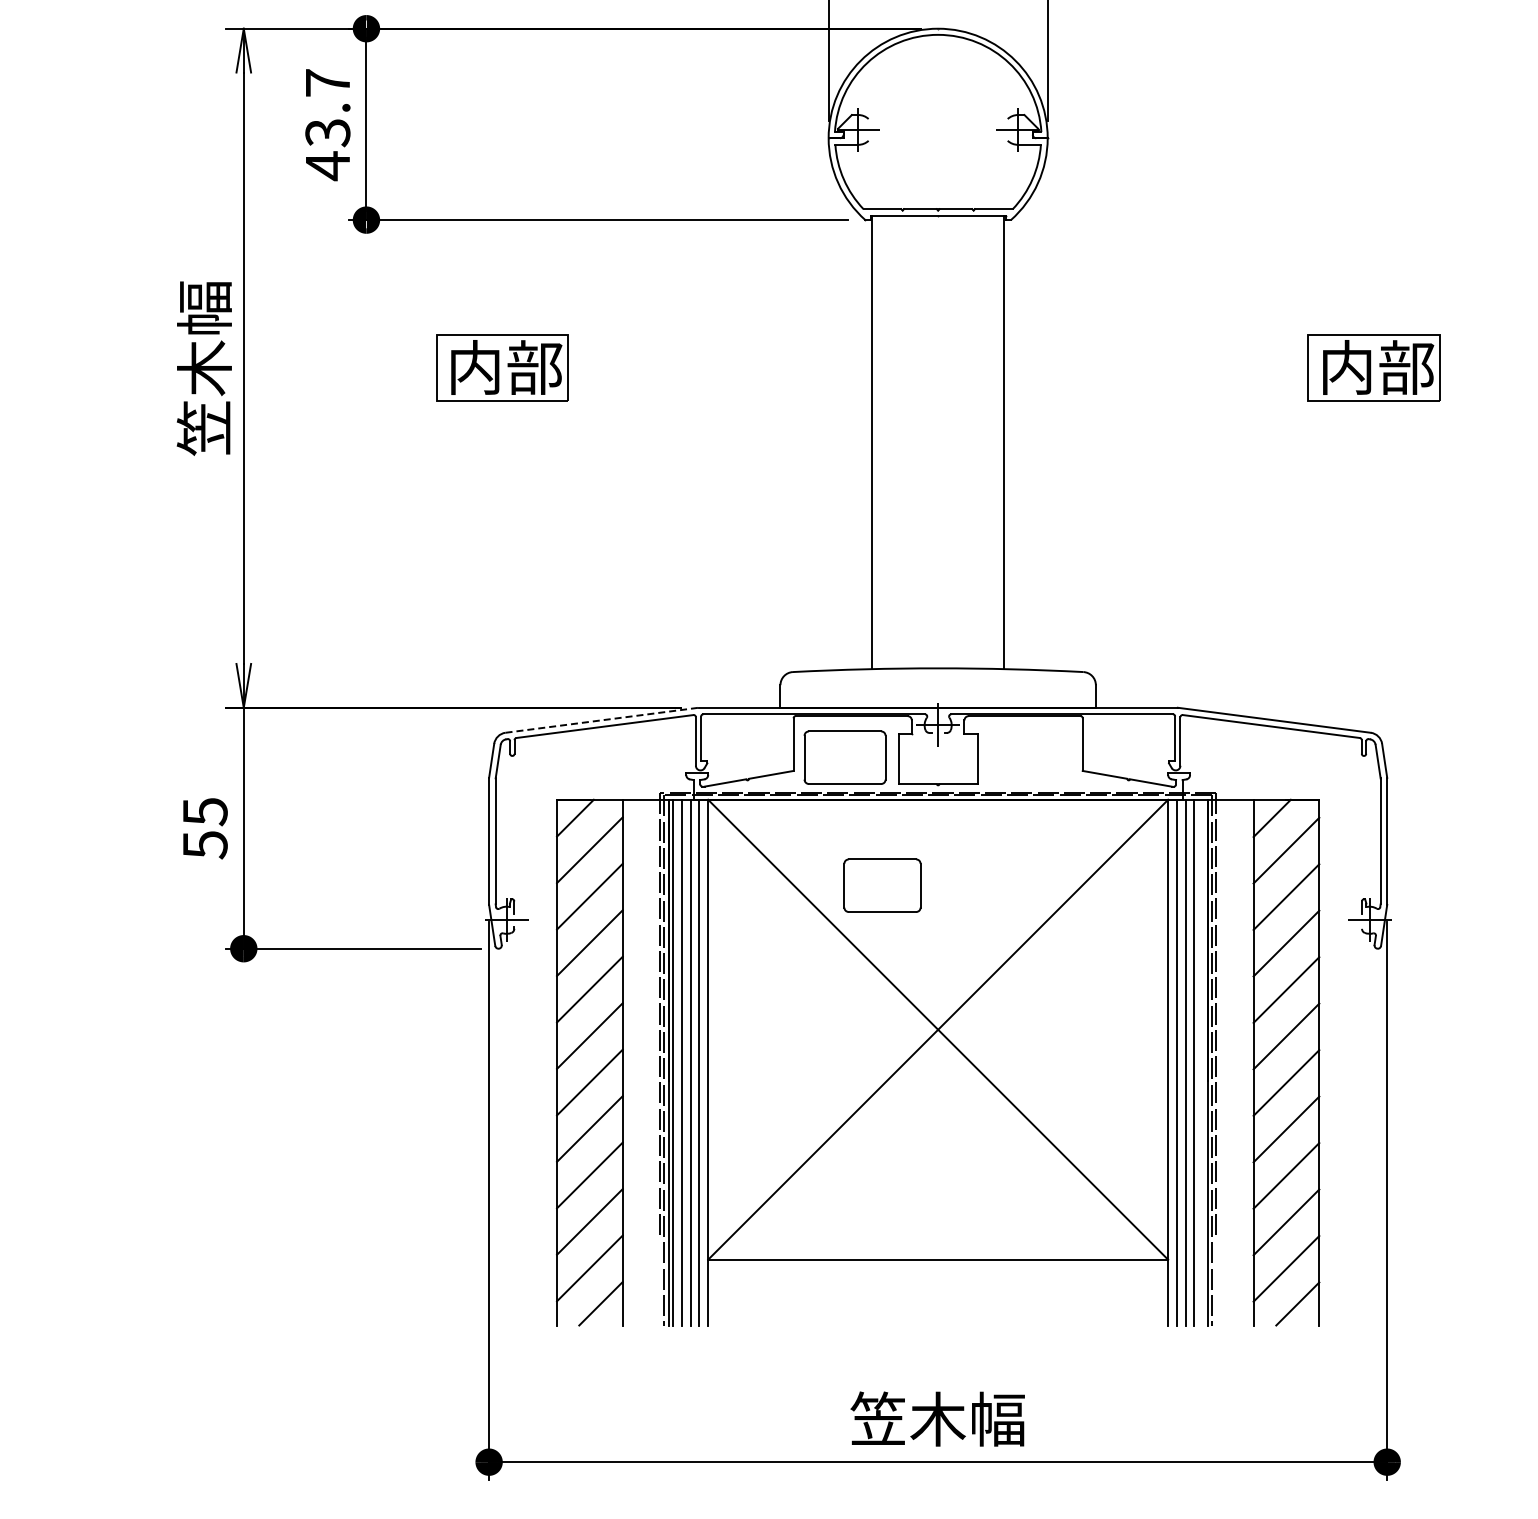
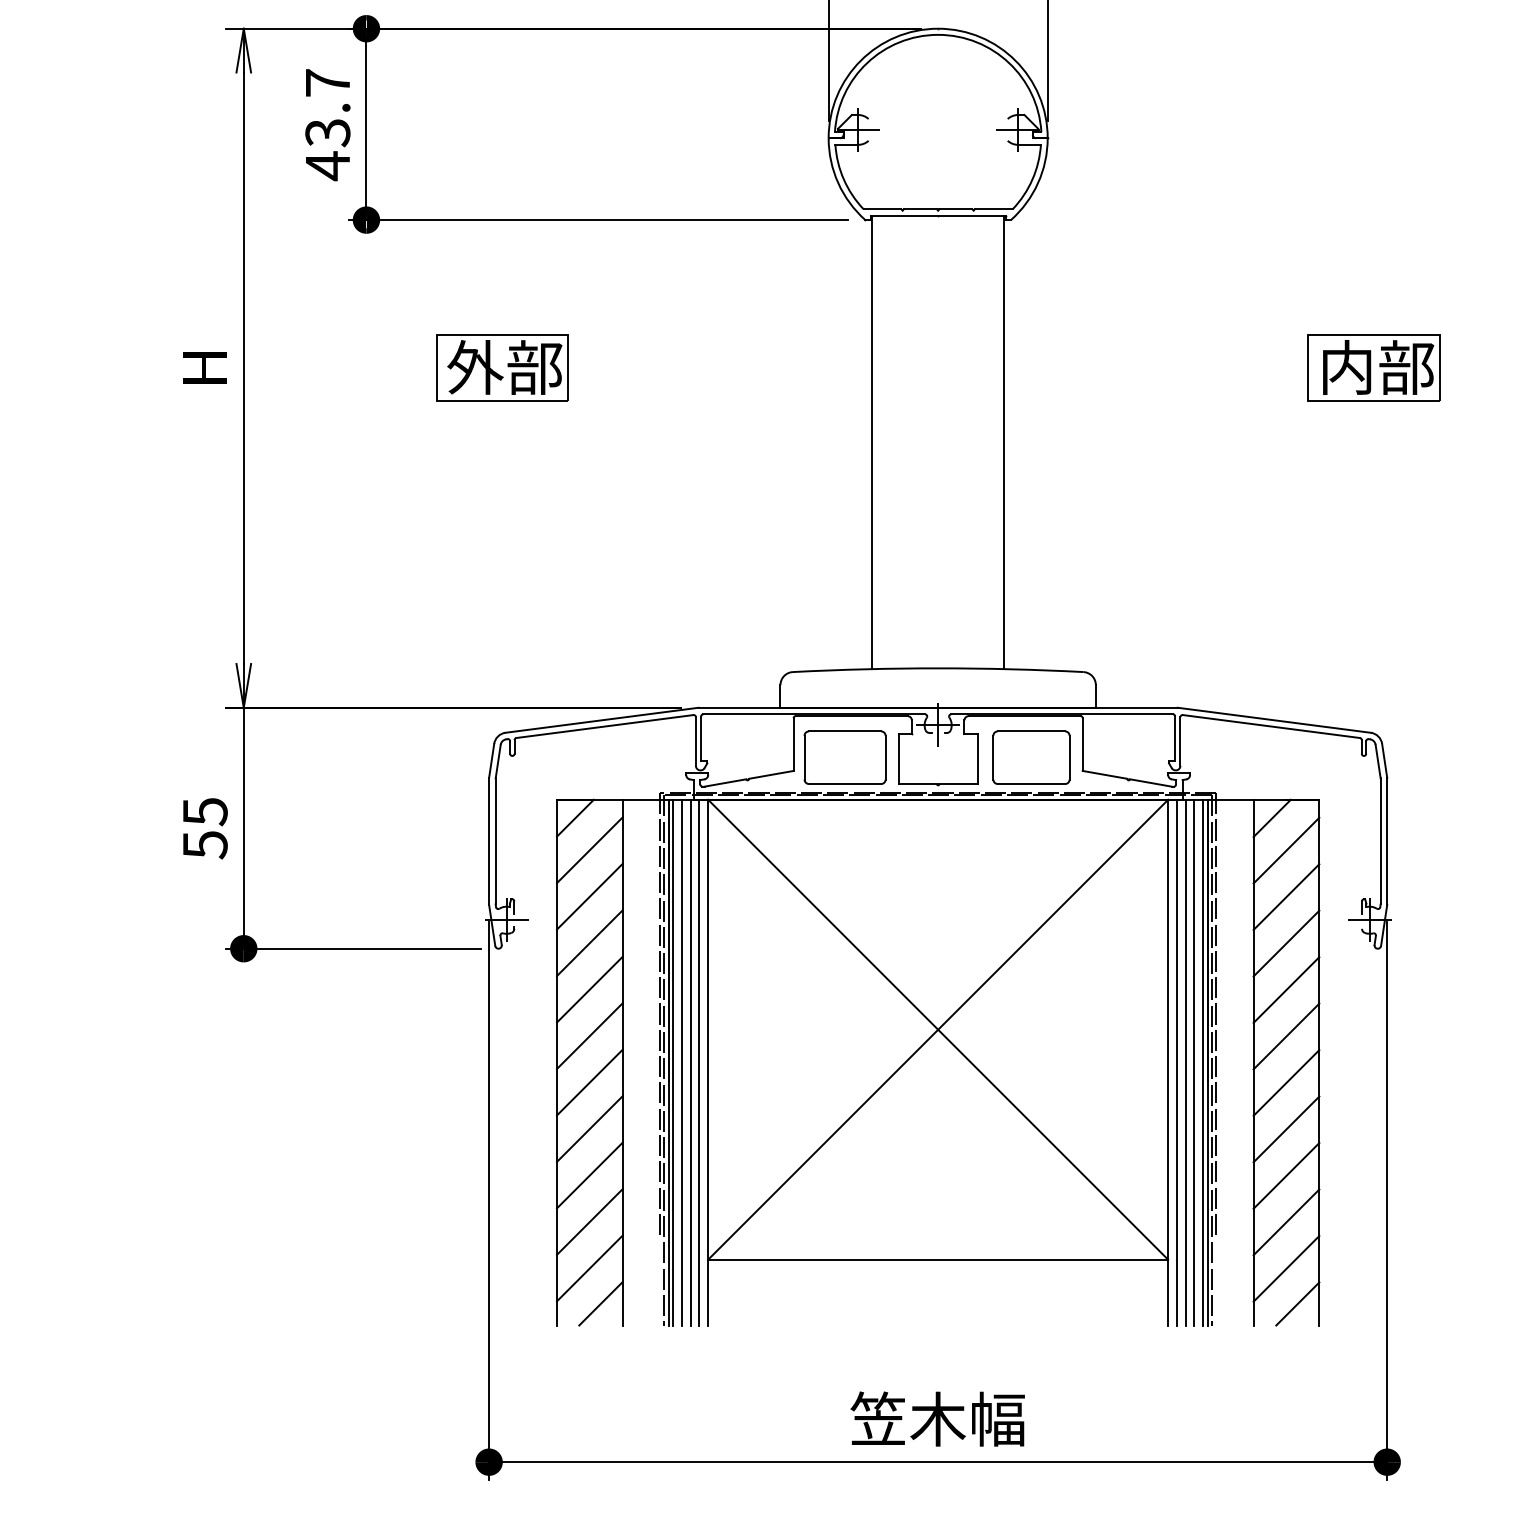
text: 内部 -> 外部 (475, 367)
text: 笠木幅 -> H (203, 368)
line: dashed -> solid (602, 720)
part position: (882, 885) -> (1031, 757) (1031, 757)
line: none -> present (1203, 1062)
